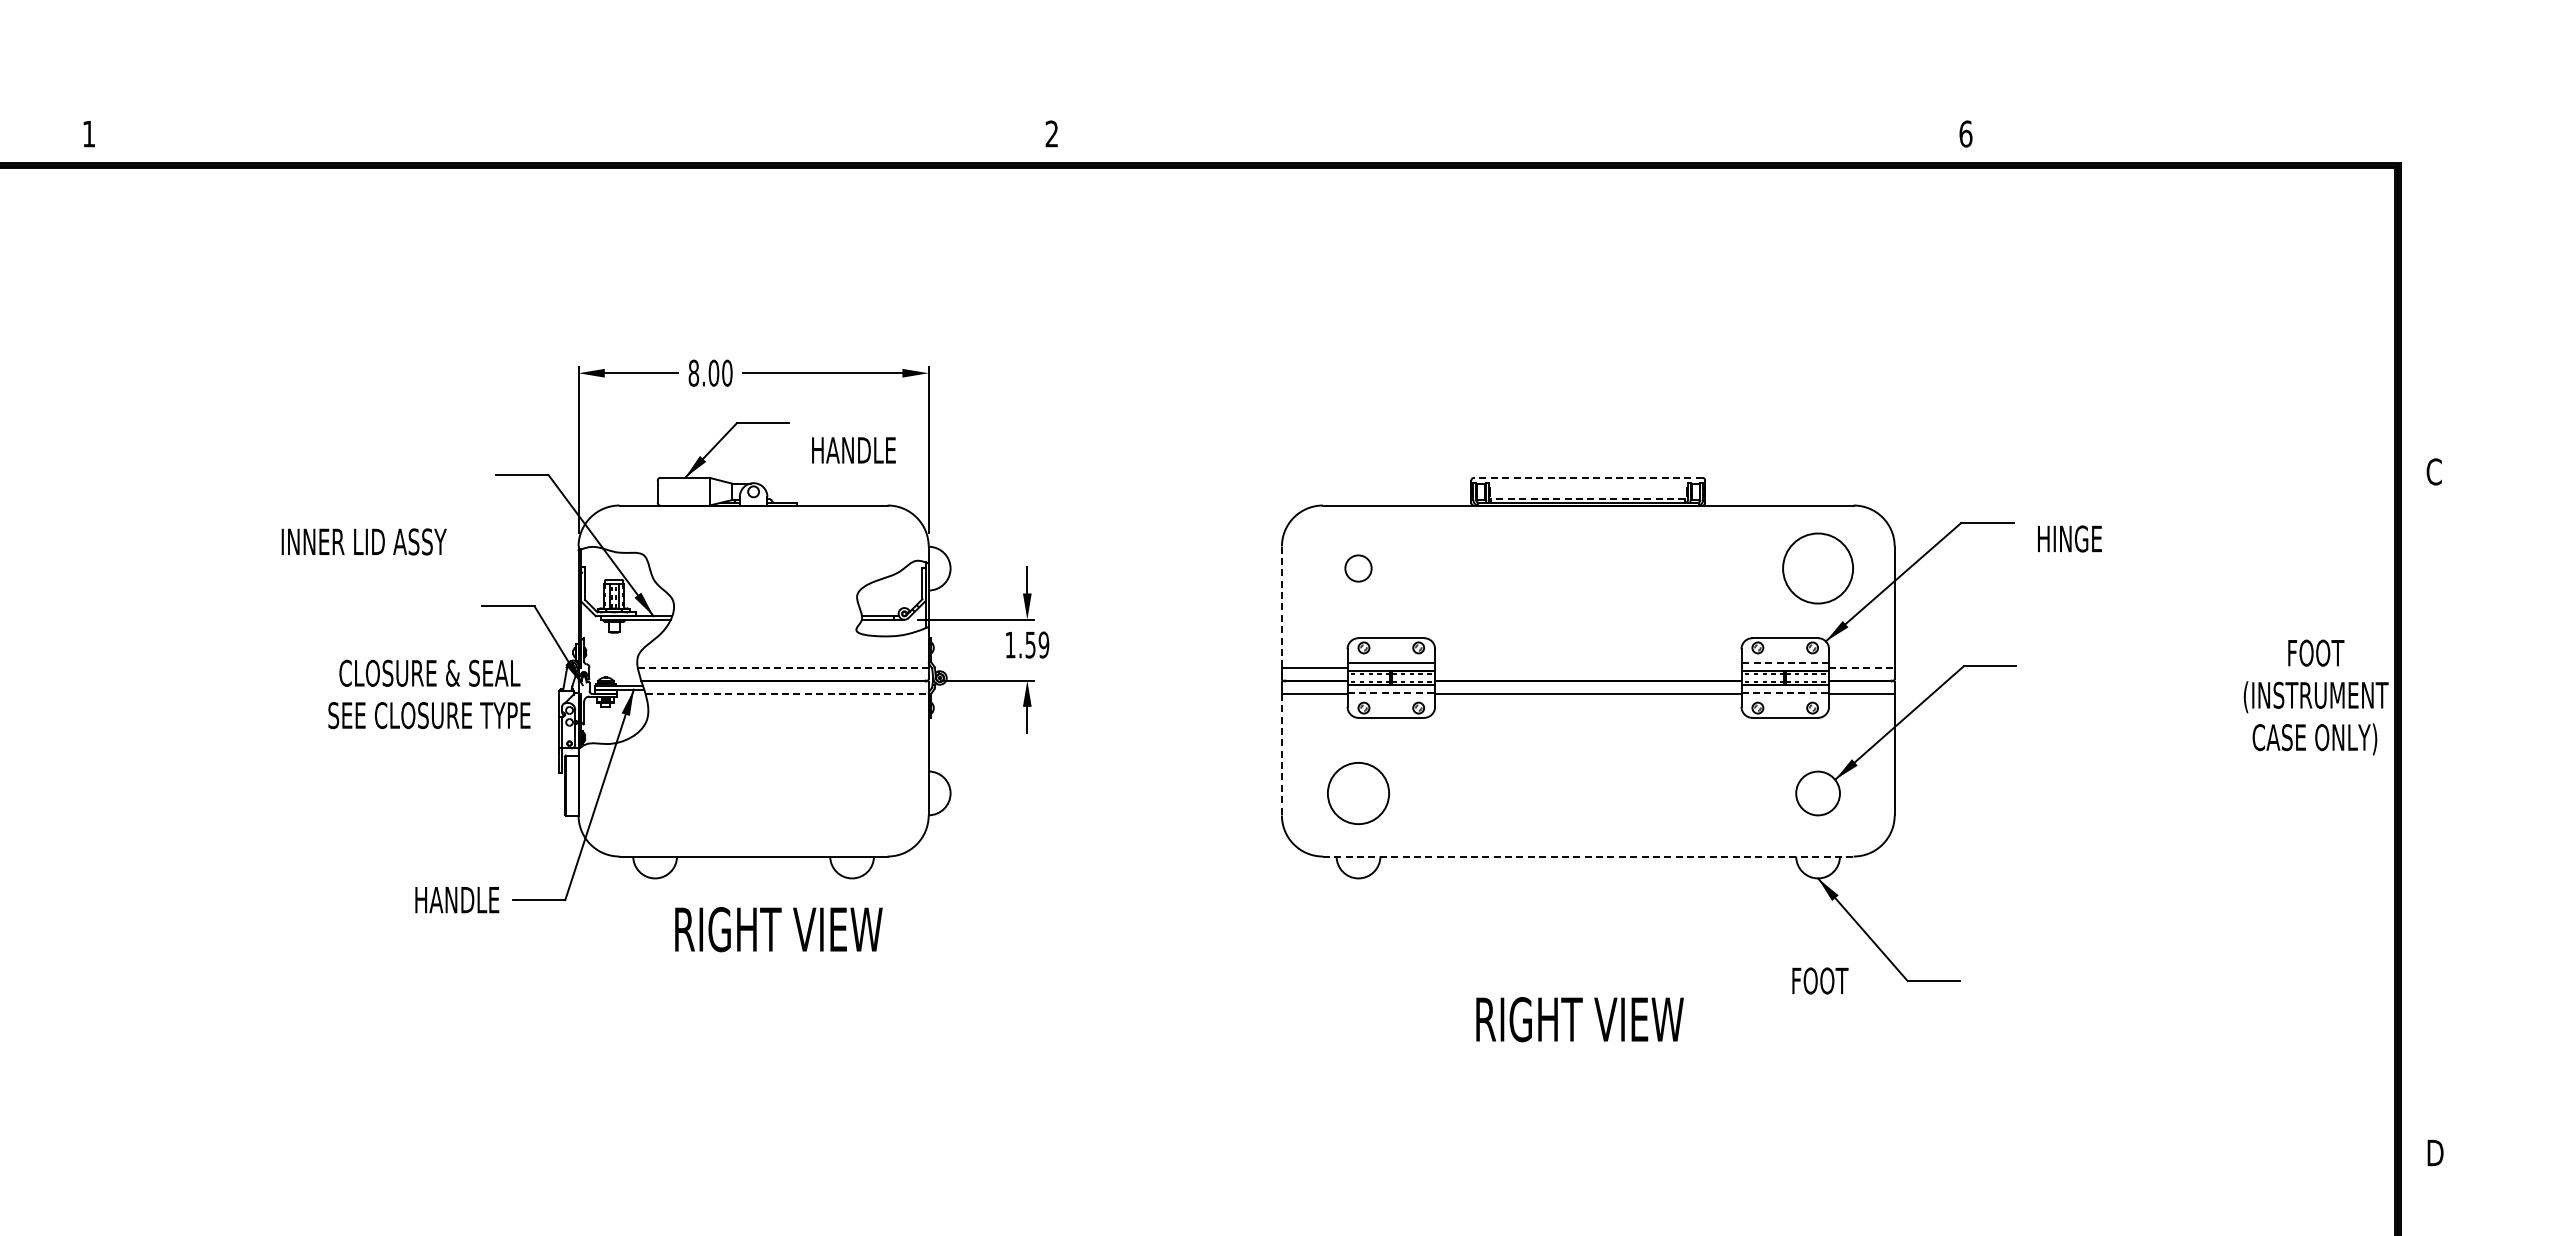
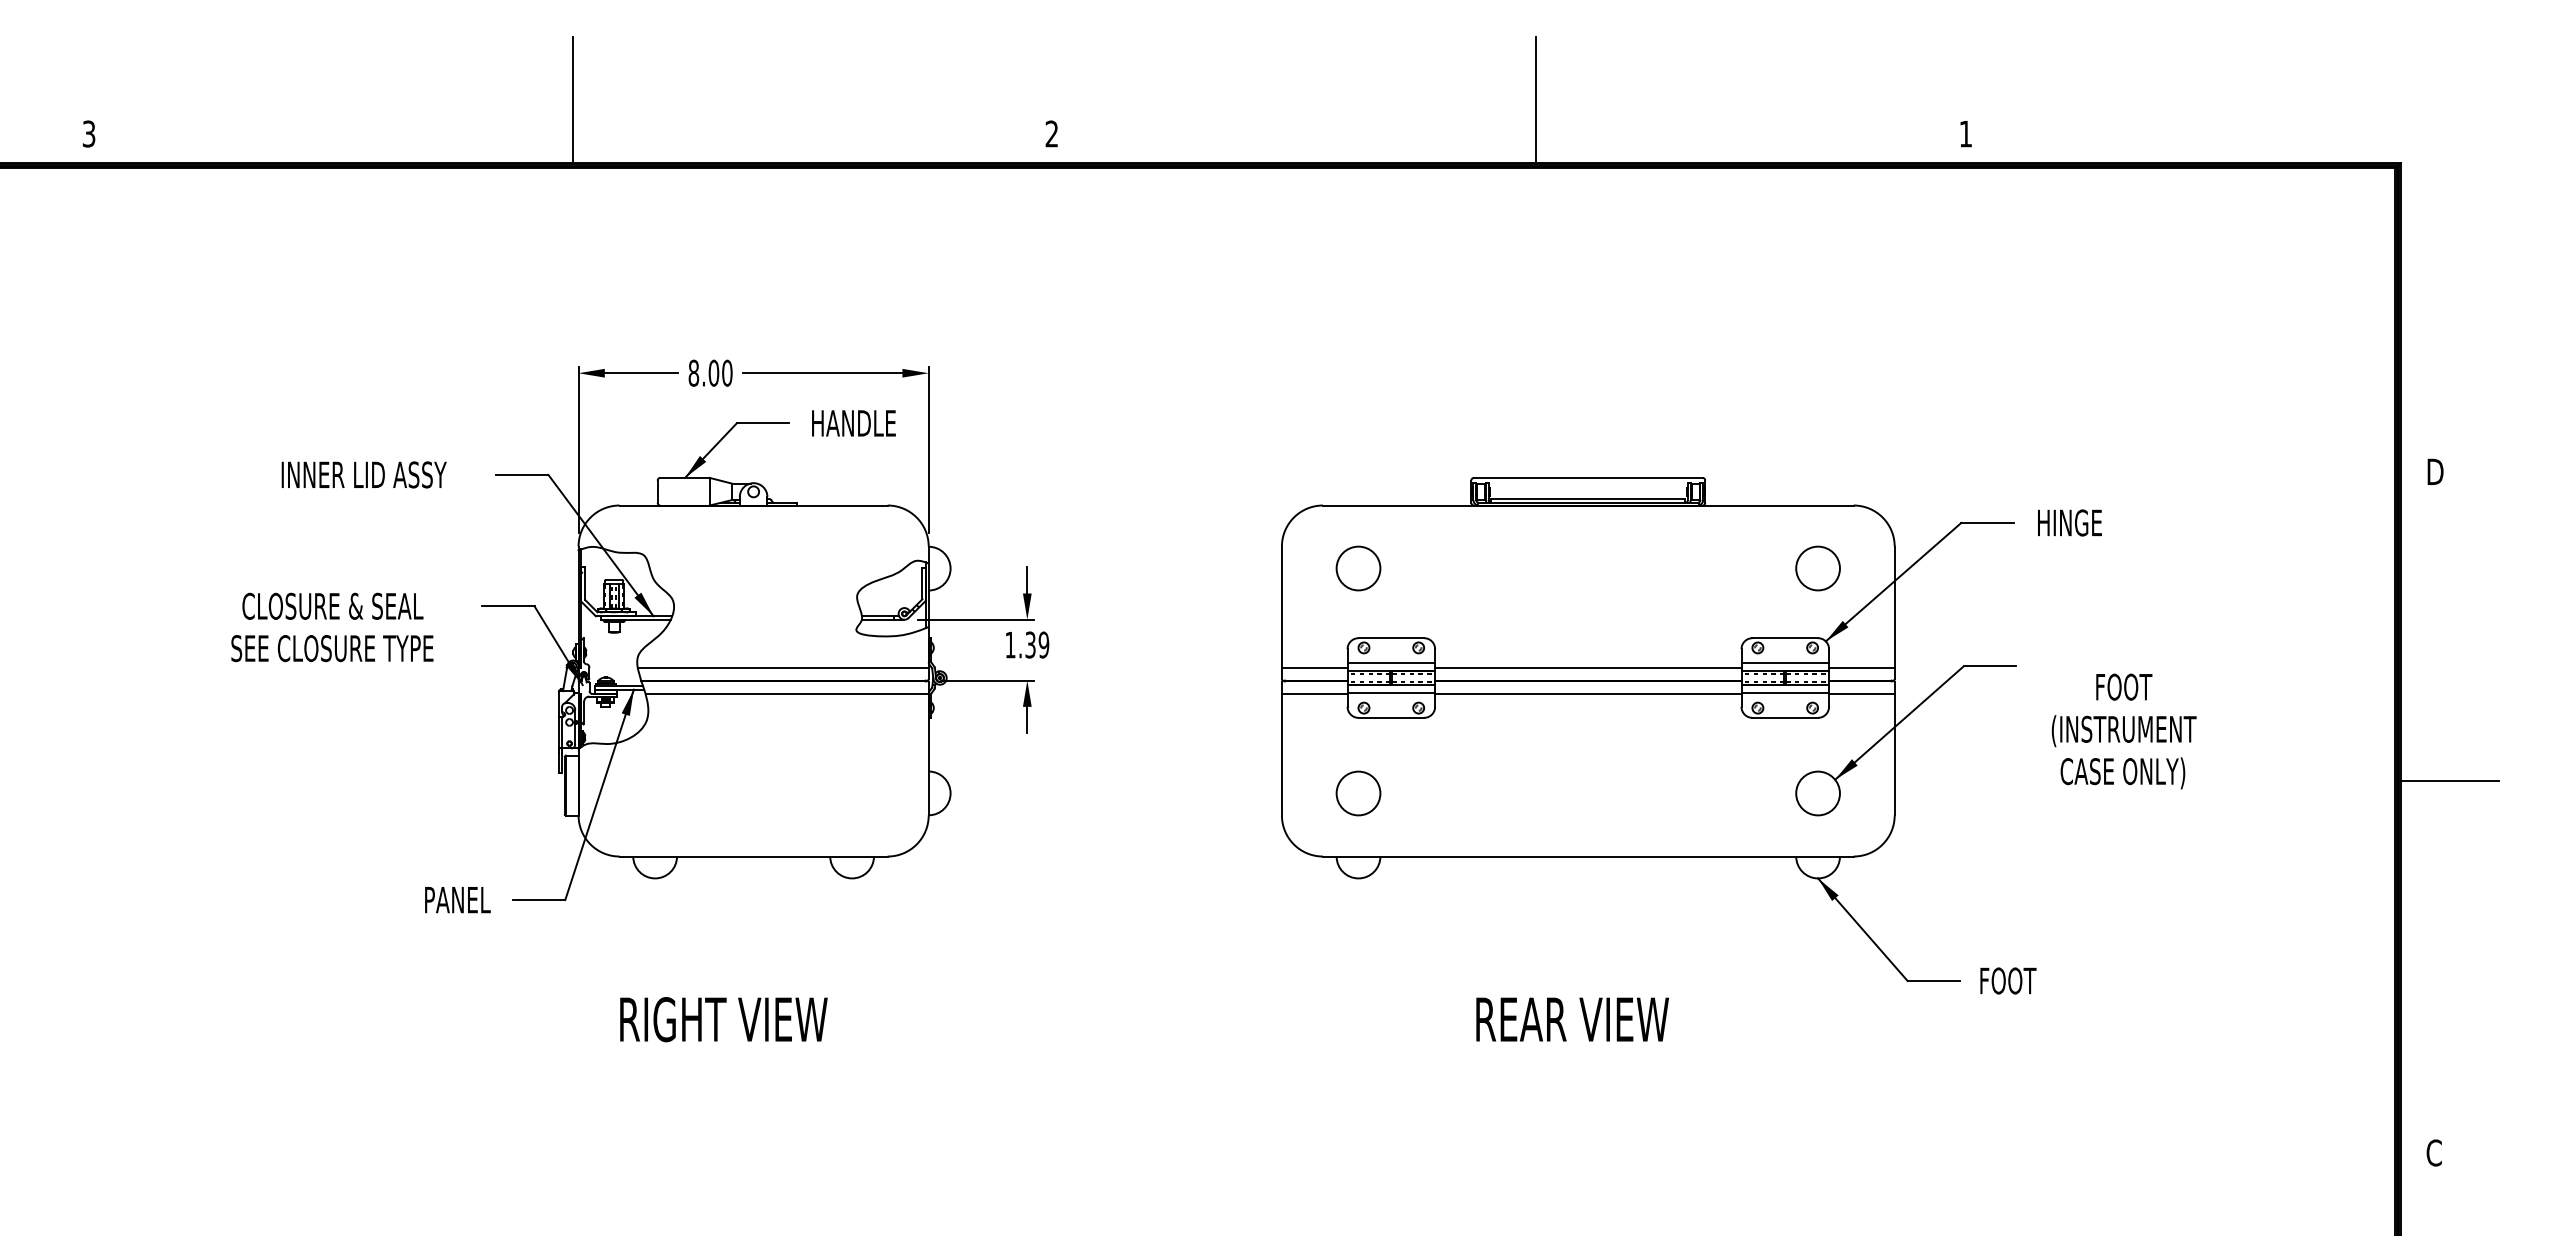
line: none -> present (572, 99)
line: none -> present (1535, 99)
text: 1 -> 3 (88, 133)
text: 6 -> 1 (1965, 133)
text position: (853, 450) -> (853, 423) (853, 423)
text: C -> D (2434, 471)
line: dashed -> solid (1587, 477)
line: dashed -> solid (1587, 498)
text position: (2069, 538) -> (2069, 522) (2069, 522)
text position: (363, 541) -> (363, 474) (363, 474)
circle diameter: 26 px -> 44 px (1358, 568)
circle diameter: 70 px -> 44 px (1817, 568)
line: dashed -> solid (1281, 607)
text: 1.59 -> 1.39 (1030, 644)
line: dashed -> solid (1785, 662)
line: dashed -> solid (783, 668)
line: none -> present (1588, 668)
line: dashed -> solid (1861, 668)
line: dashed -> solid (787, 693)
line: dashed -> solid (1391, 693)
line: dashed -> solid (1785, 693)
text position: (429, 694) -> (332, 627) (332, 627)
text position: (2315, 697) -> (2123, 731) (2123, 731)
line: dashed -> solid (1281, 754)
line: none -> present (2449, 780)
circle diameter: 61 px -> 44 px (1358, 793)
line: dashed -> solid (1588, 856)
text: HANDLE -> PANEL (457, 900)
text position: (778, 929) -> (723, 1019) (723, 1019)
text position: (1820, 980) -> (2008, 980) (2008, 980)
text: RIGHT VIEW -> REAR VIEW (1593, 1019)
text: D -> C (2434, 1152)
